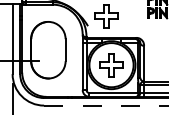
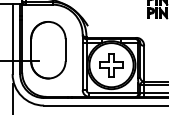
part: present -> none (106, 16)
line: dashed -> solid (106, 105)
